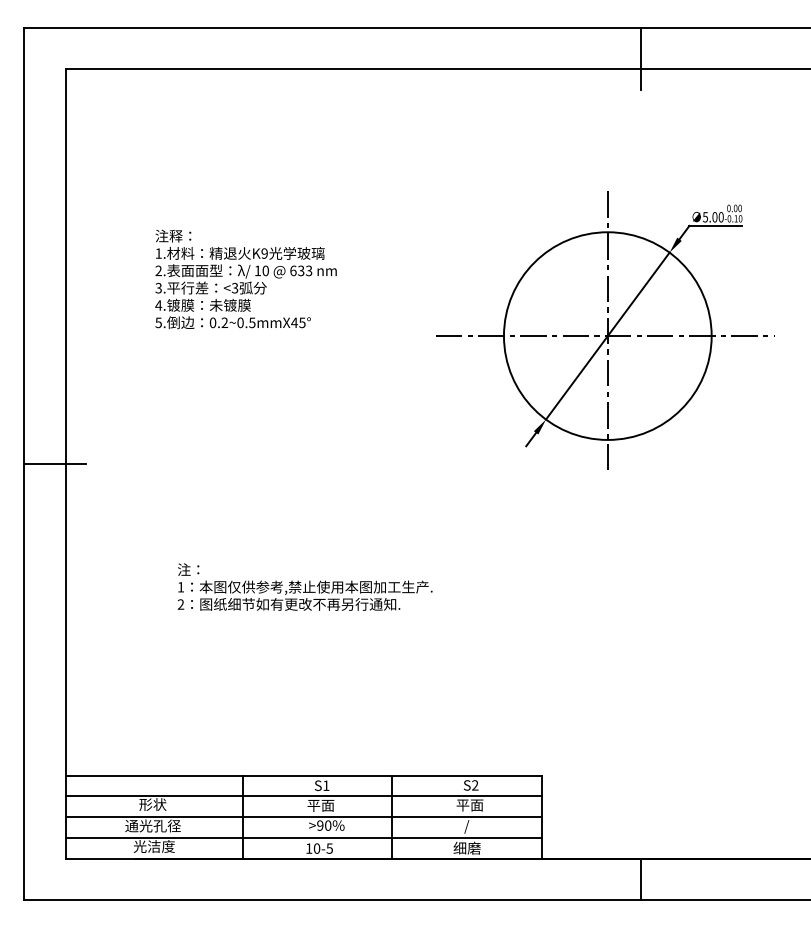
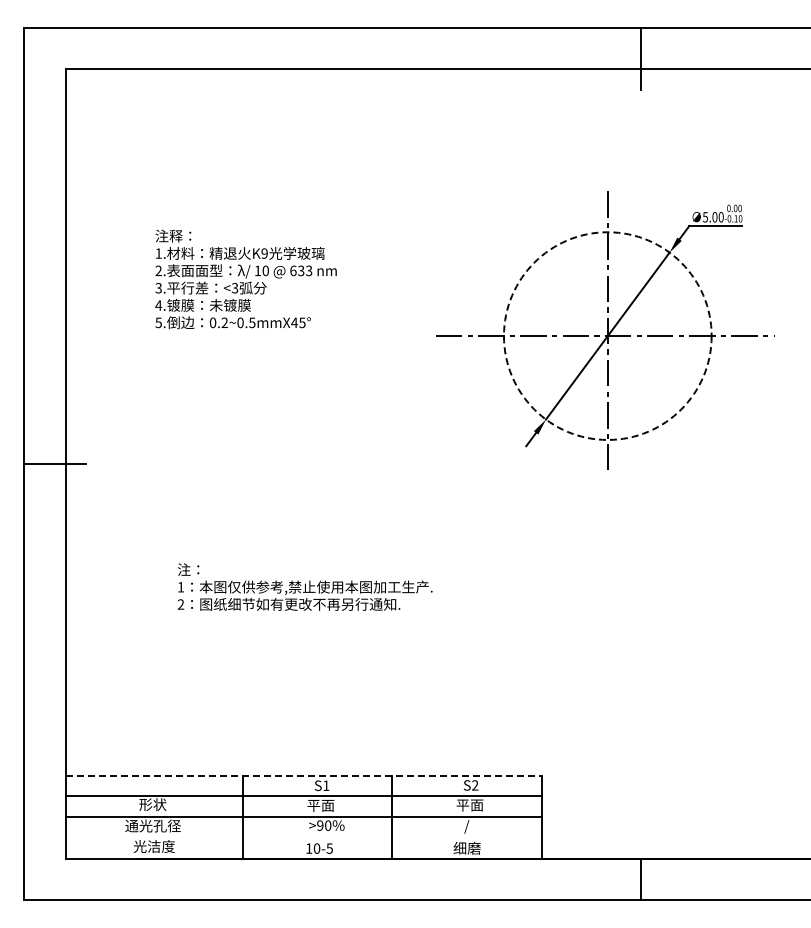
circle: solid -> dashed (607, 335)
line: solid -> dashed (304, 775)
line: present -> none (303, 837)
